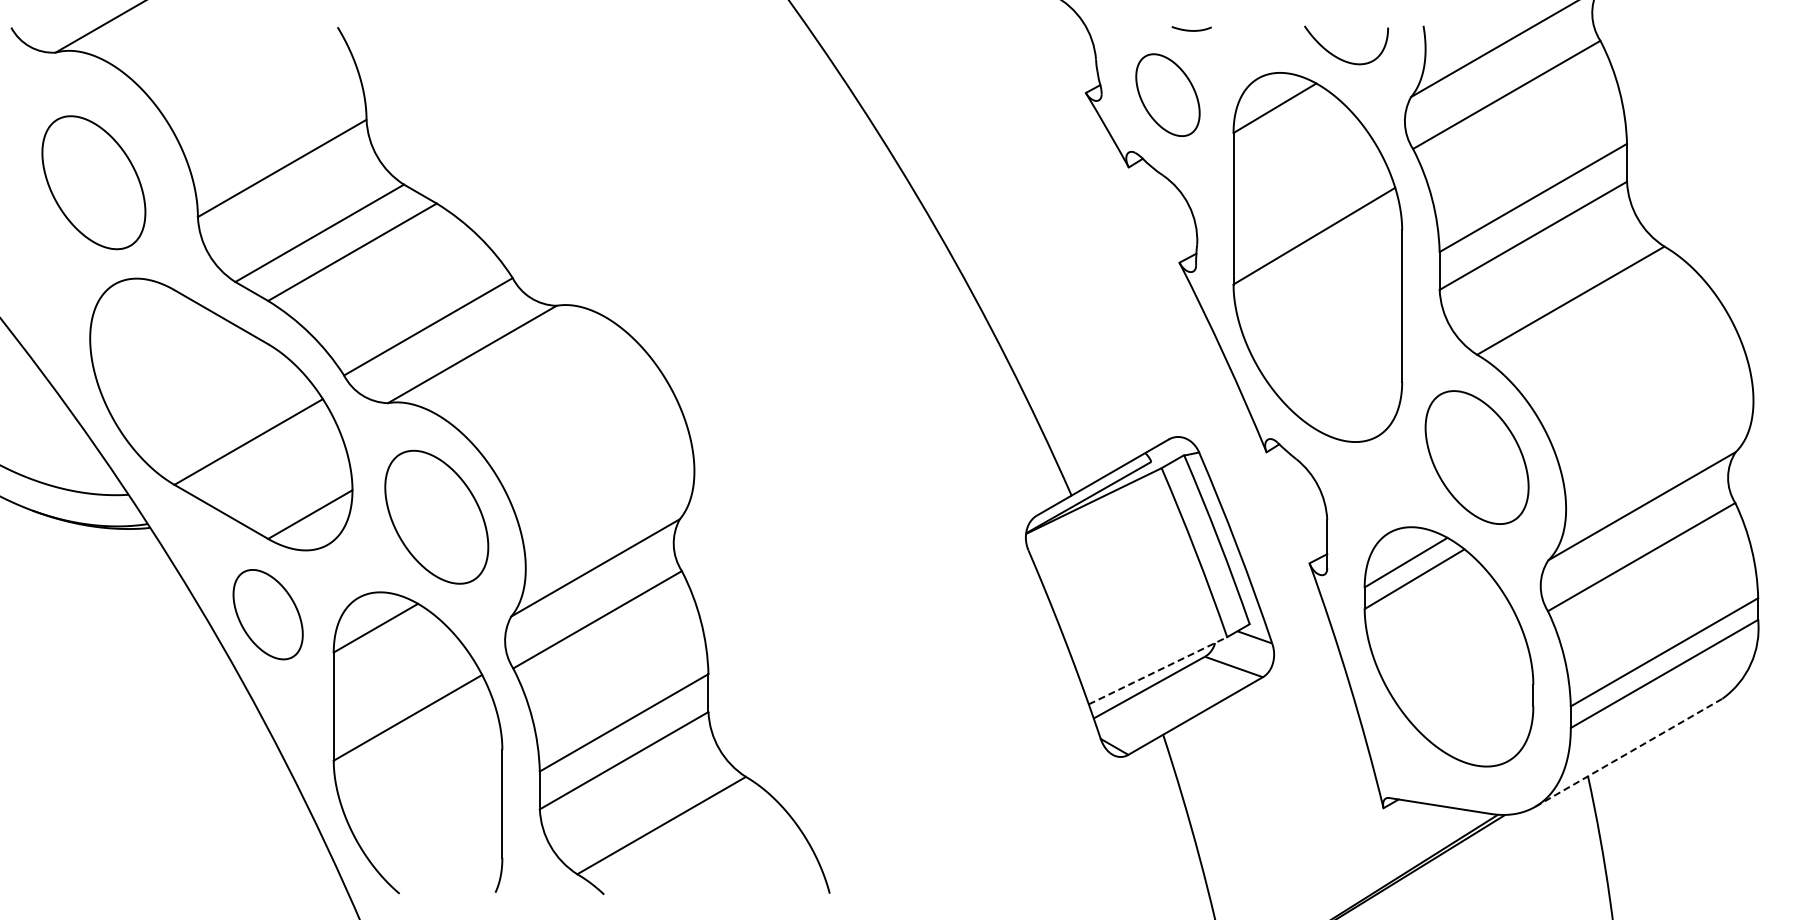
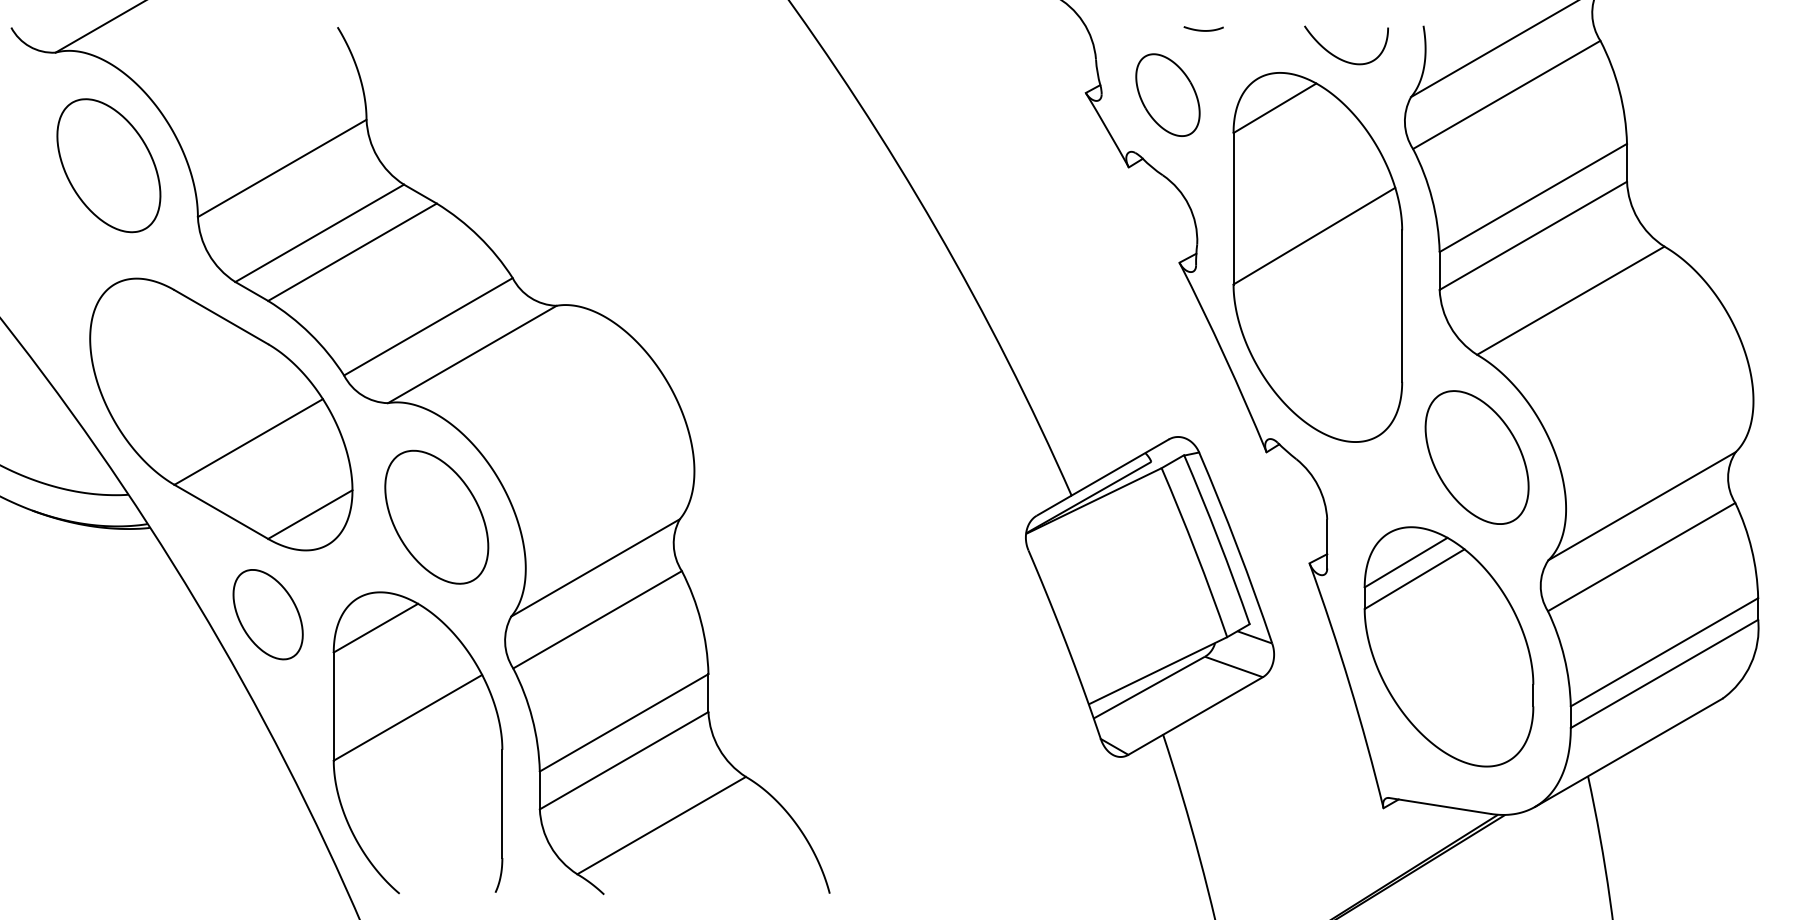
curve position: (1191, 30) -> (1203, 30) (1203, 30)
part position: (93, 182) -> (108, 165) (108, 165)
line: dashed -> solid (1158, 670)
line: dashed -> solid (1629, 752)
